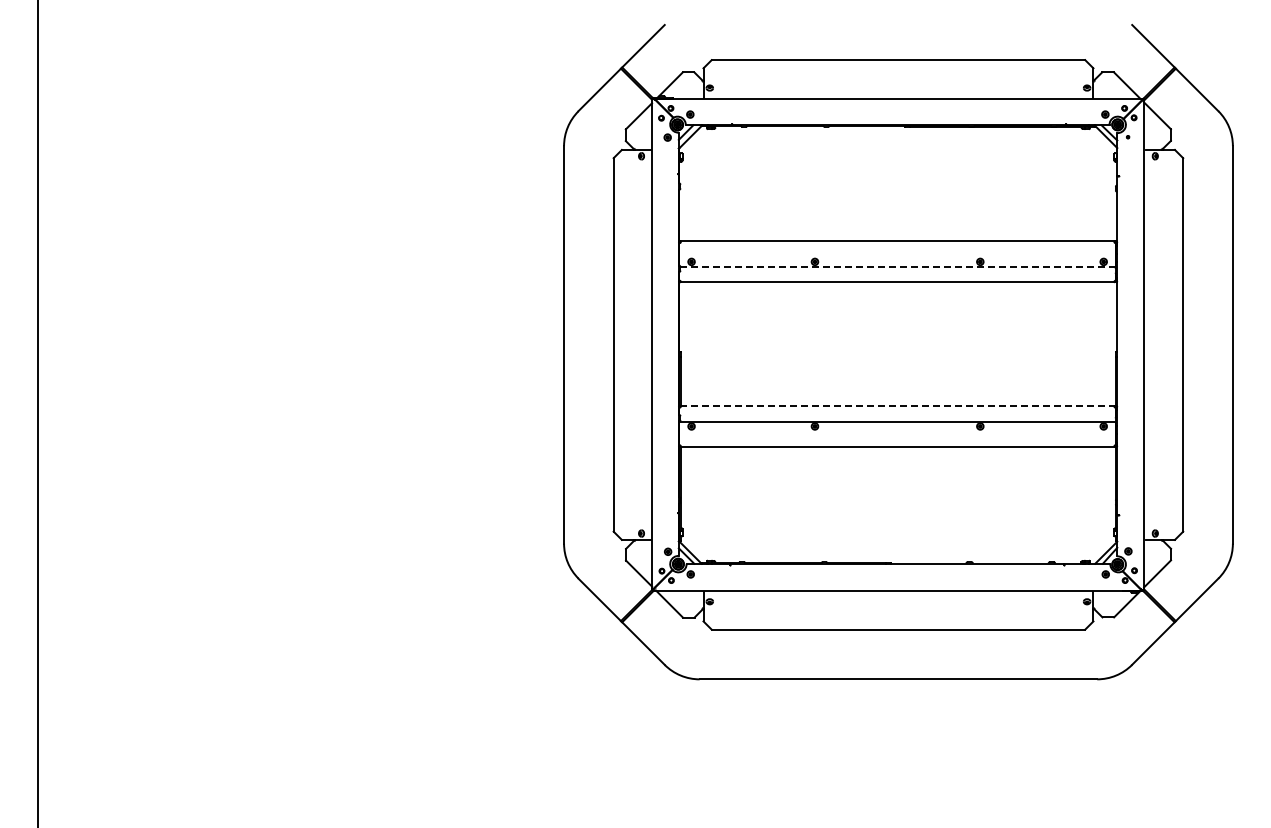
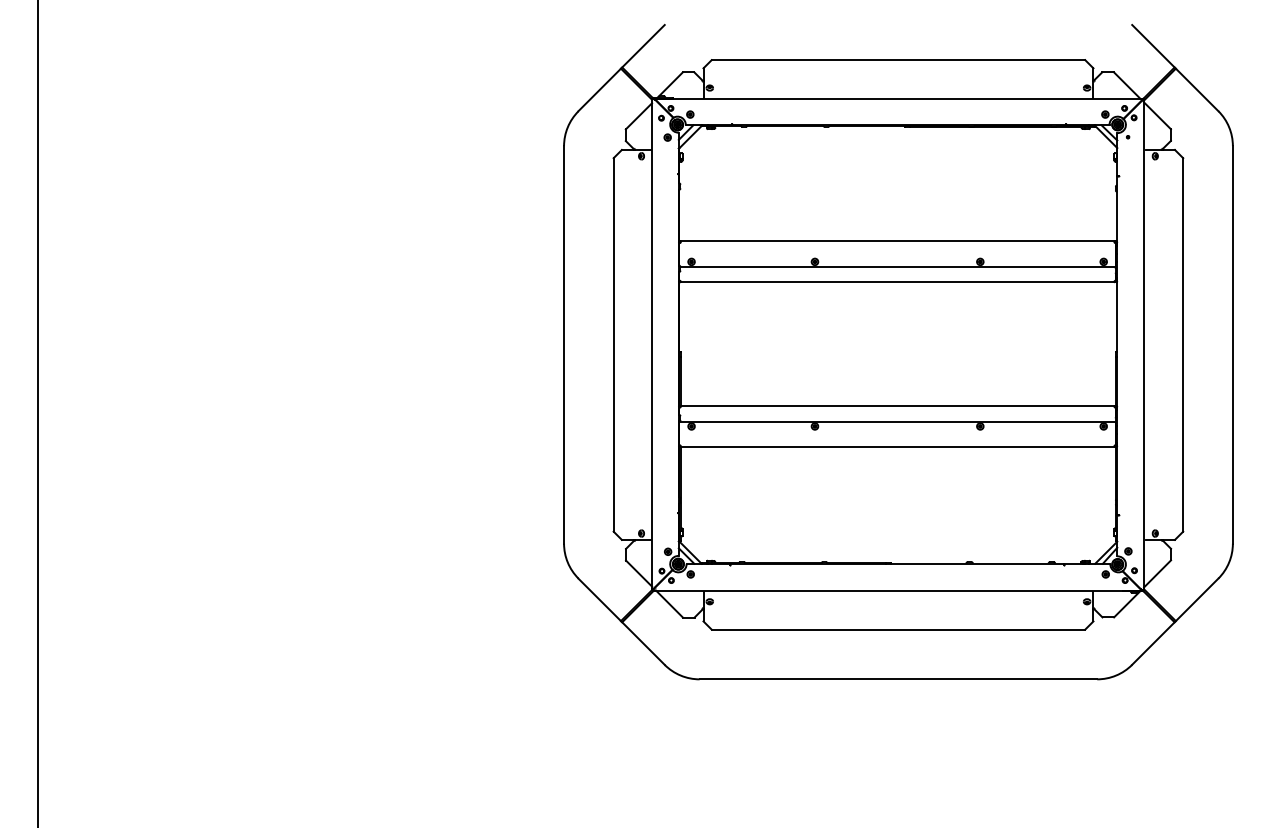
line: dashed -> solid (898, 266)
line: dashed -> solid (897, 405)
